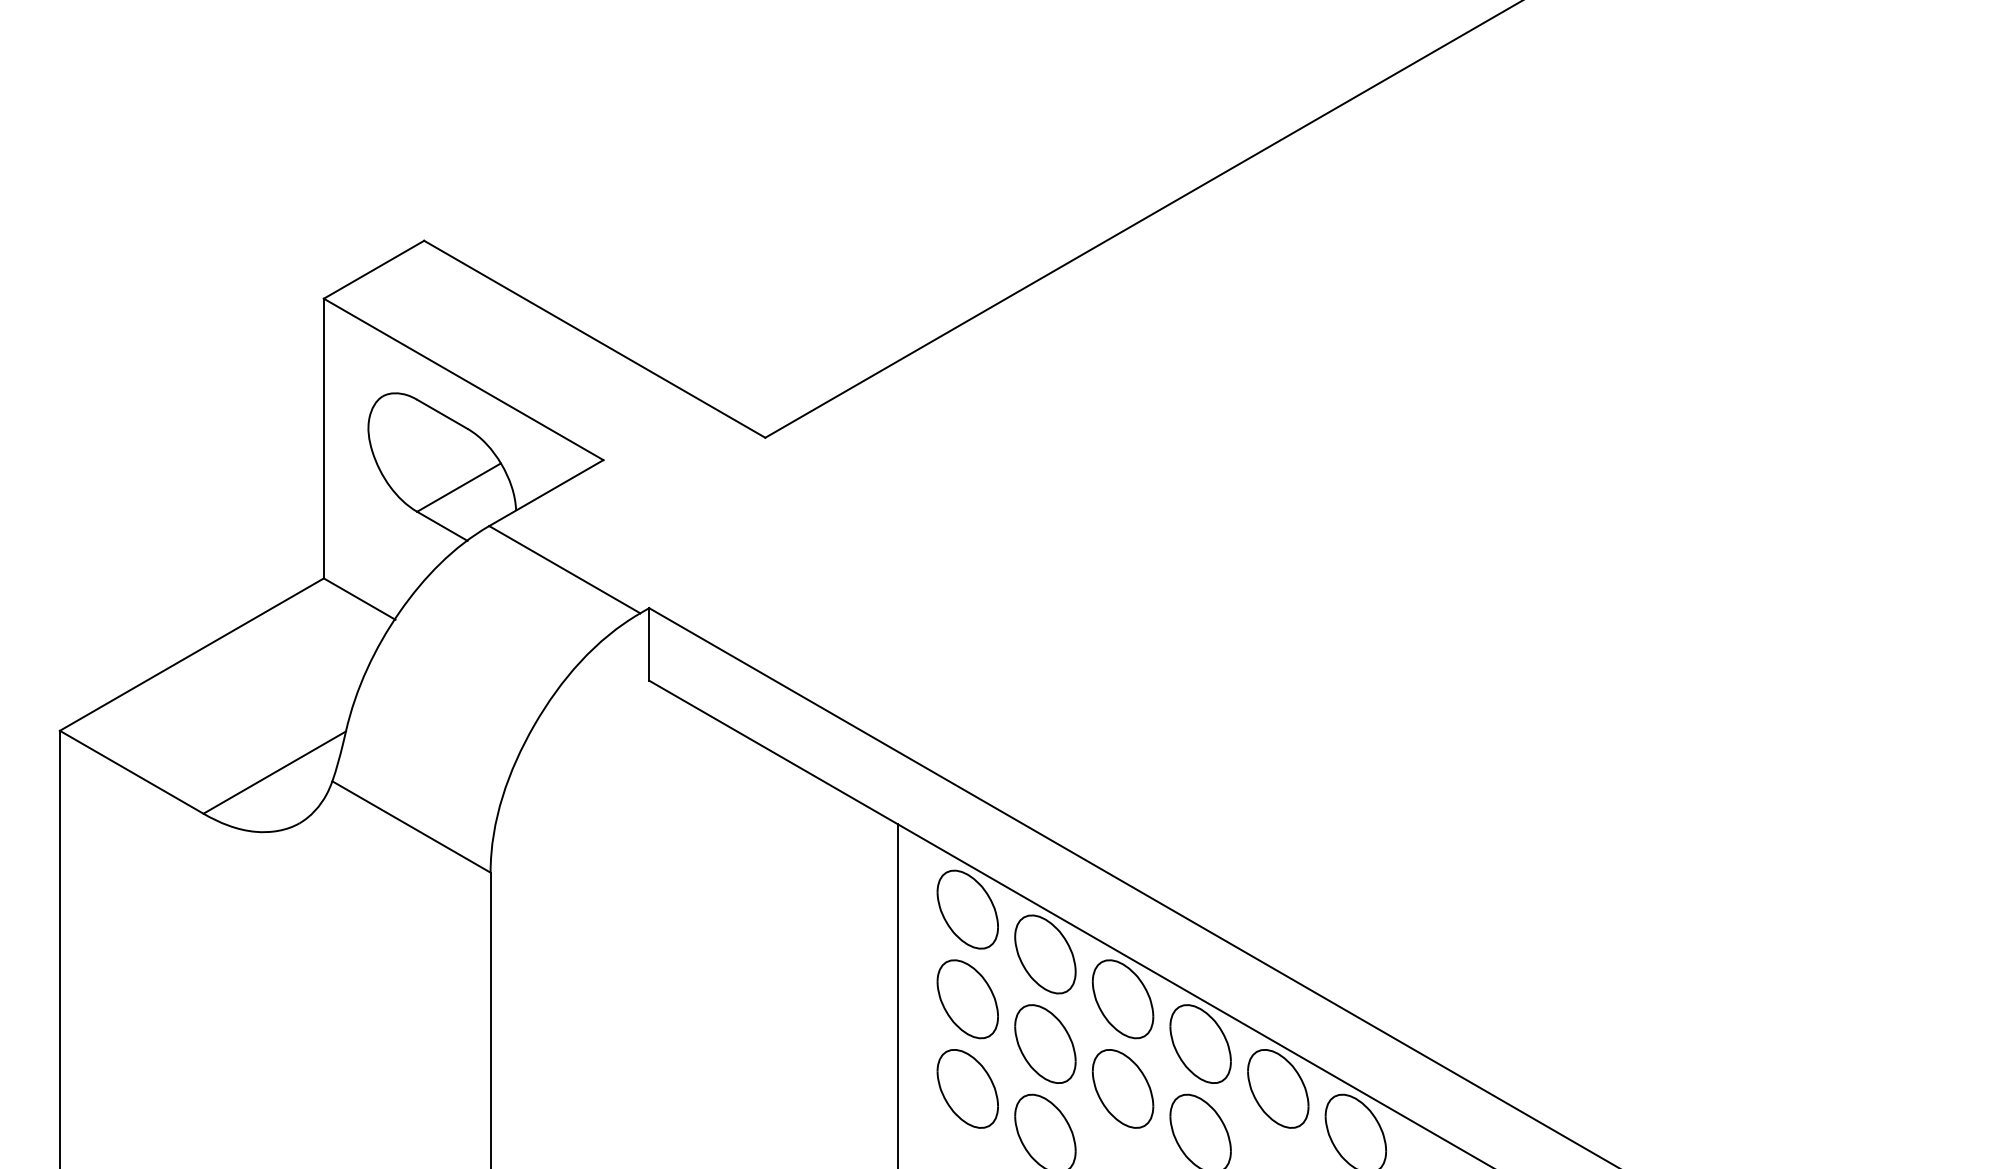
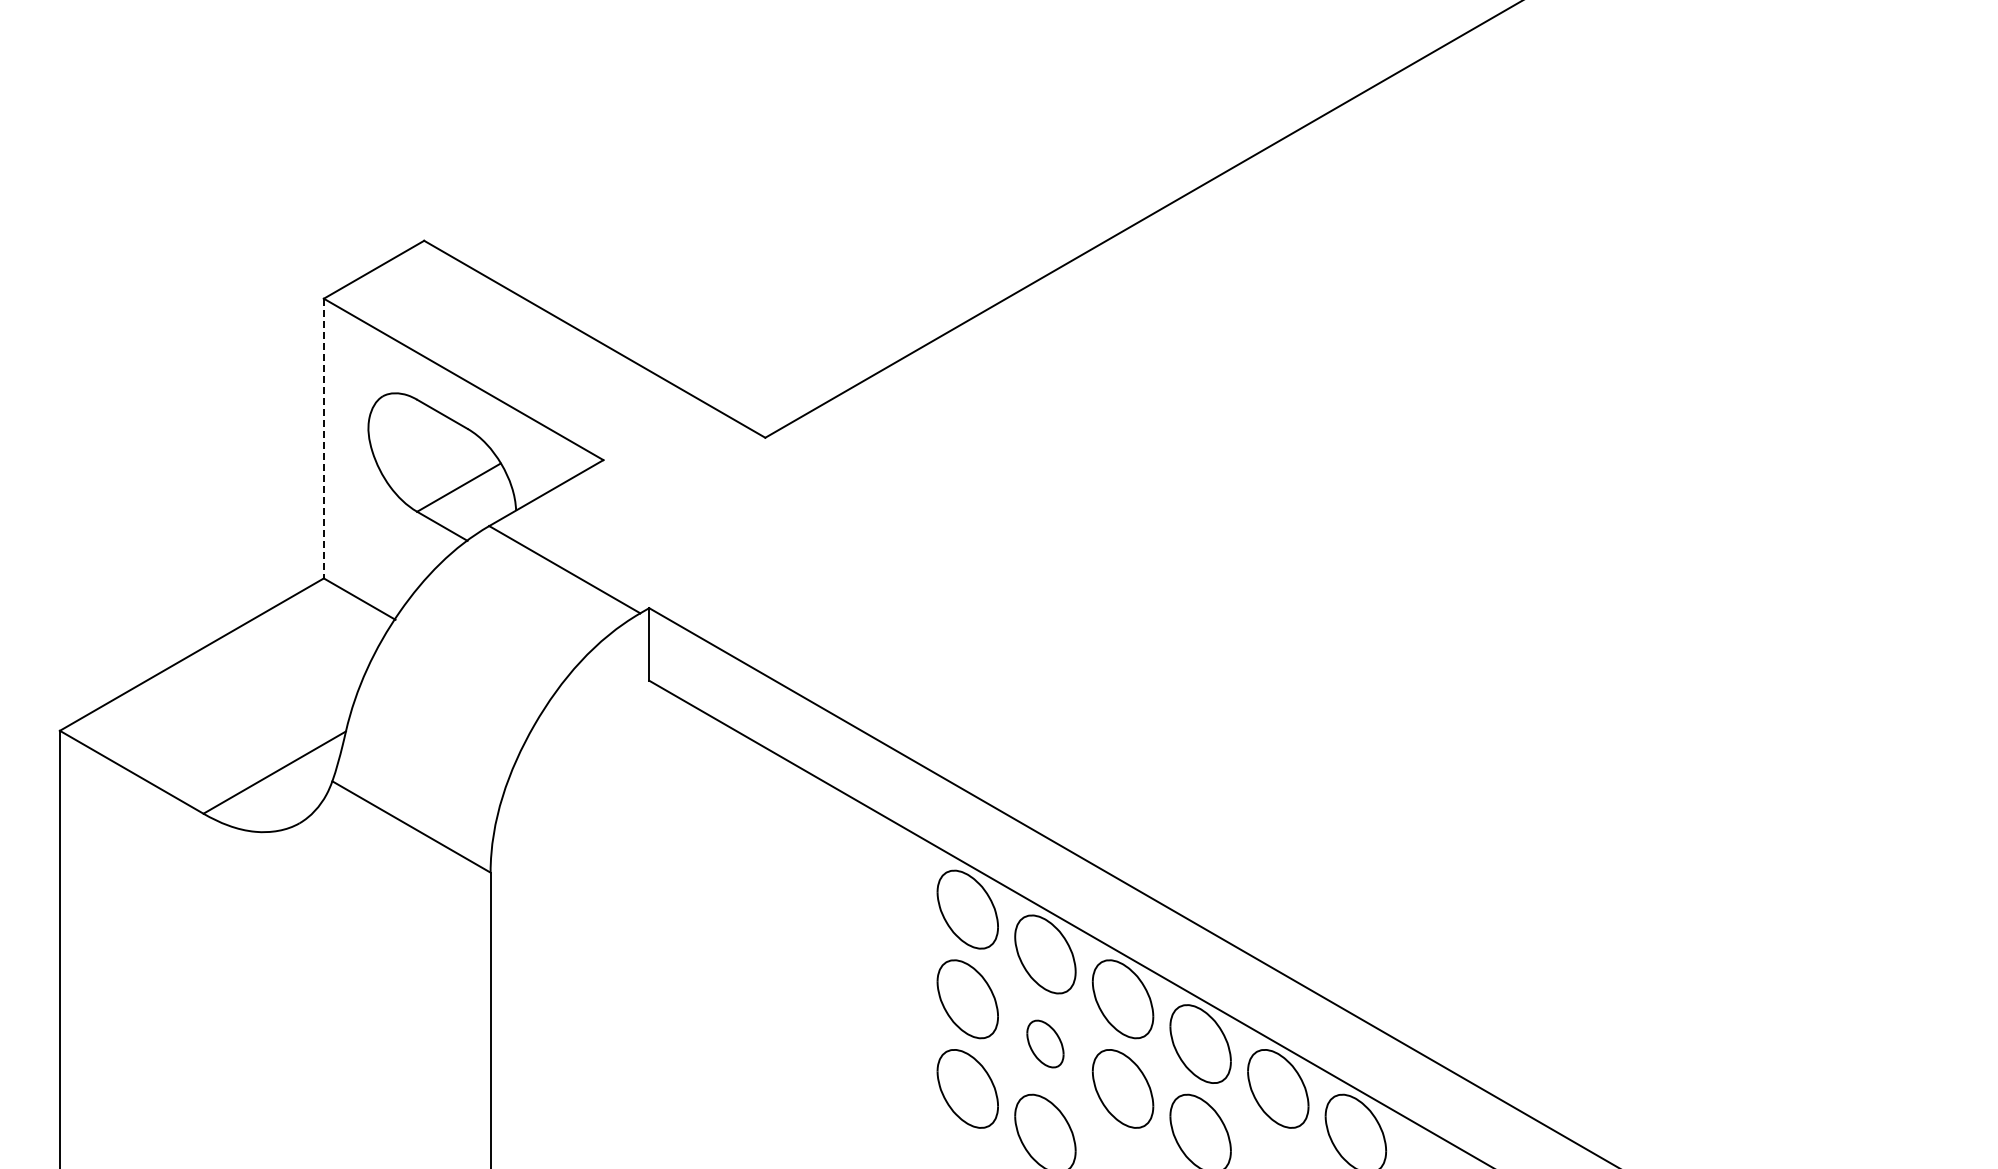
line: solid -> dashed (323, 438)
line: present -> none (898, 994)
part size: 63x80 px -> 39x50 px (1045, 1043)
